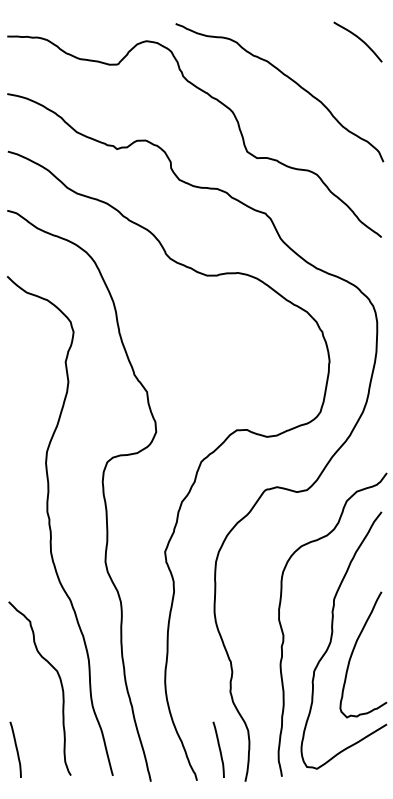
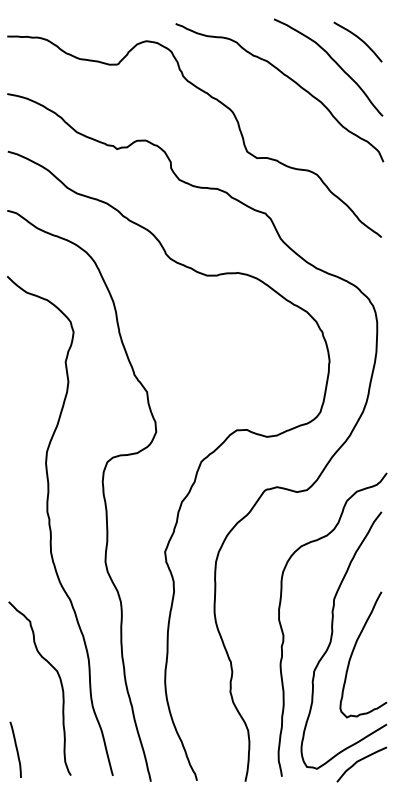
curve: none -> present (333, 61)
curve: present -> none (218, 748)
curve: none -> present (360, 761)
